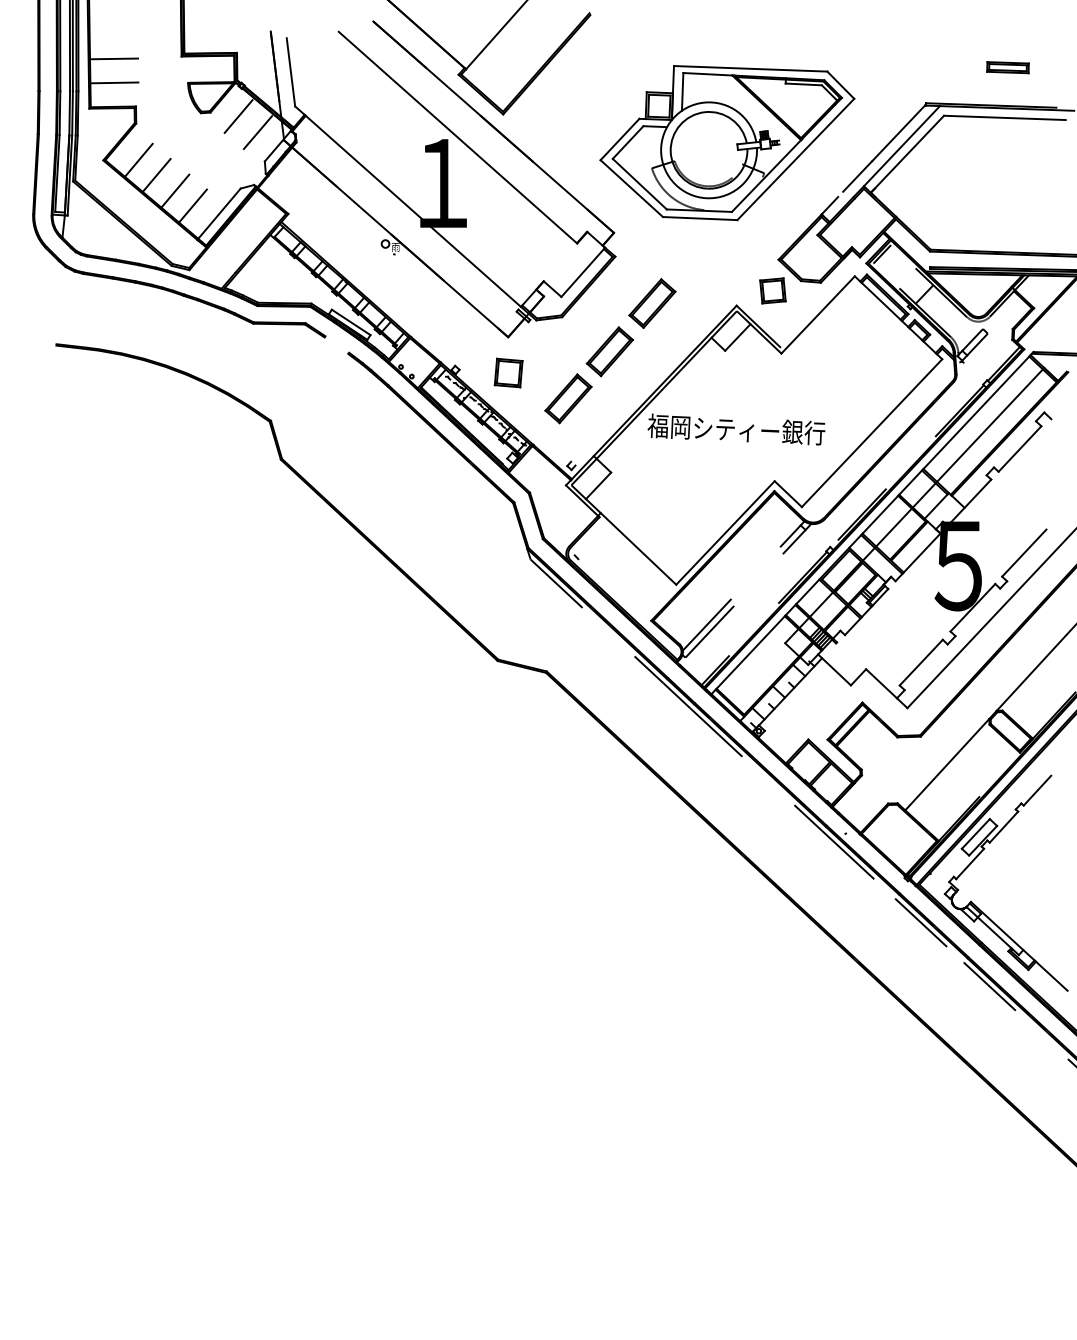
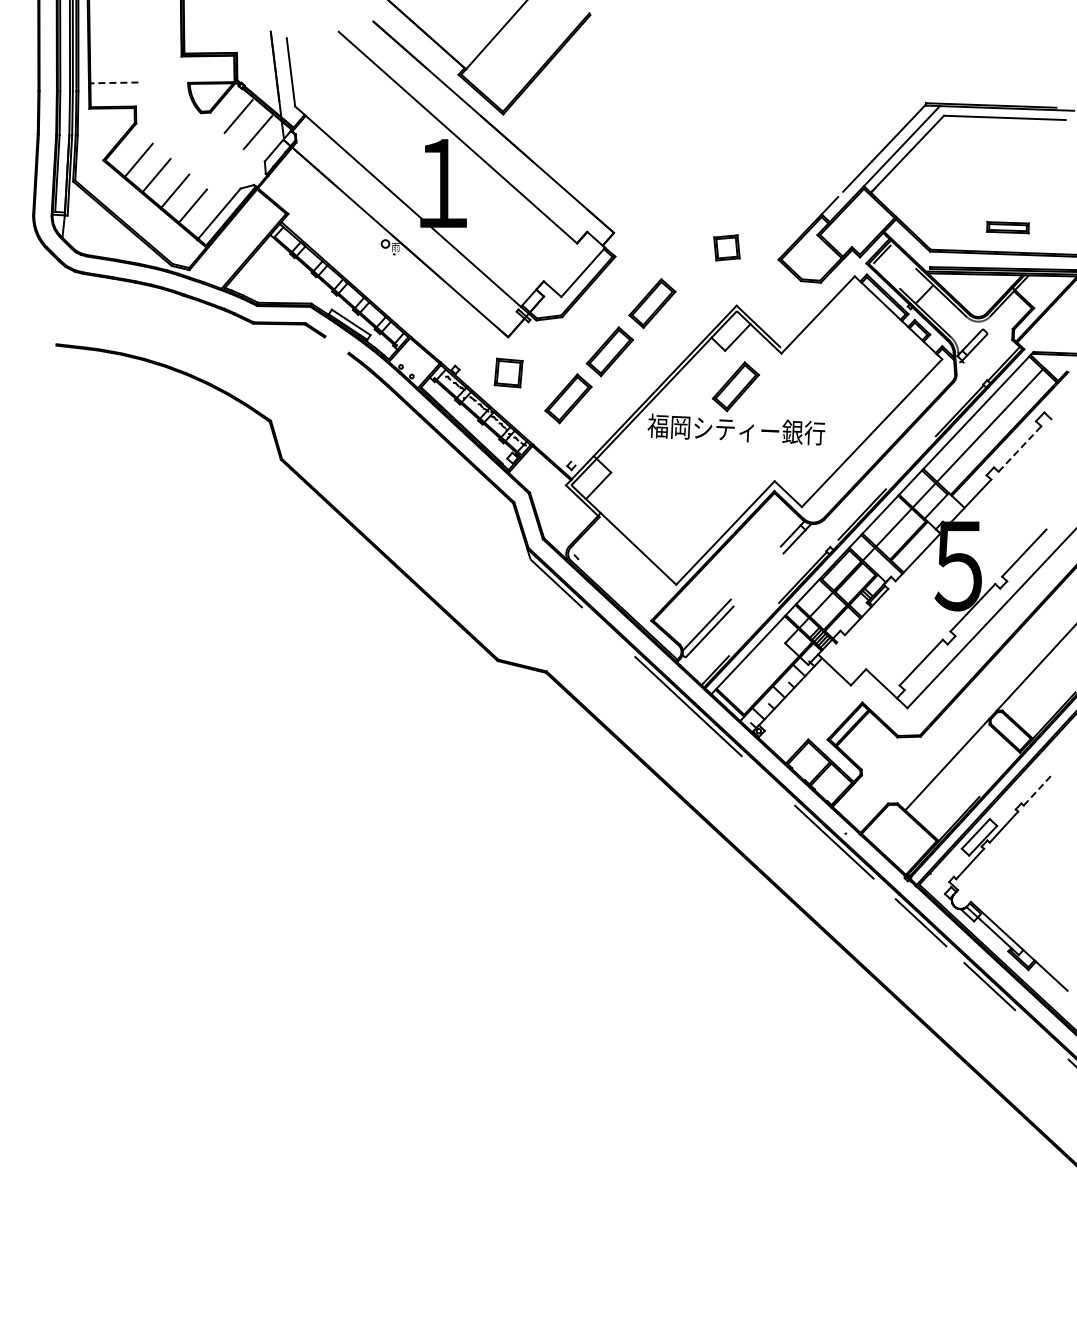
line: present -> none (114, 58)
part position: (1007, 67) -> (1007, 227) (1007, 227)
line: solid -> dashed (114, 82)
part: present -> none (727, 143)
part position: (772, 290) -> (726, 247) (726, 247)
part: none -> present (735, 386)
line: solid -> dashed (1020, 448)
line: solid -> dashed (1037, 790)
